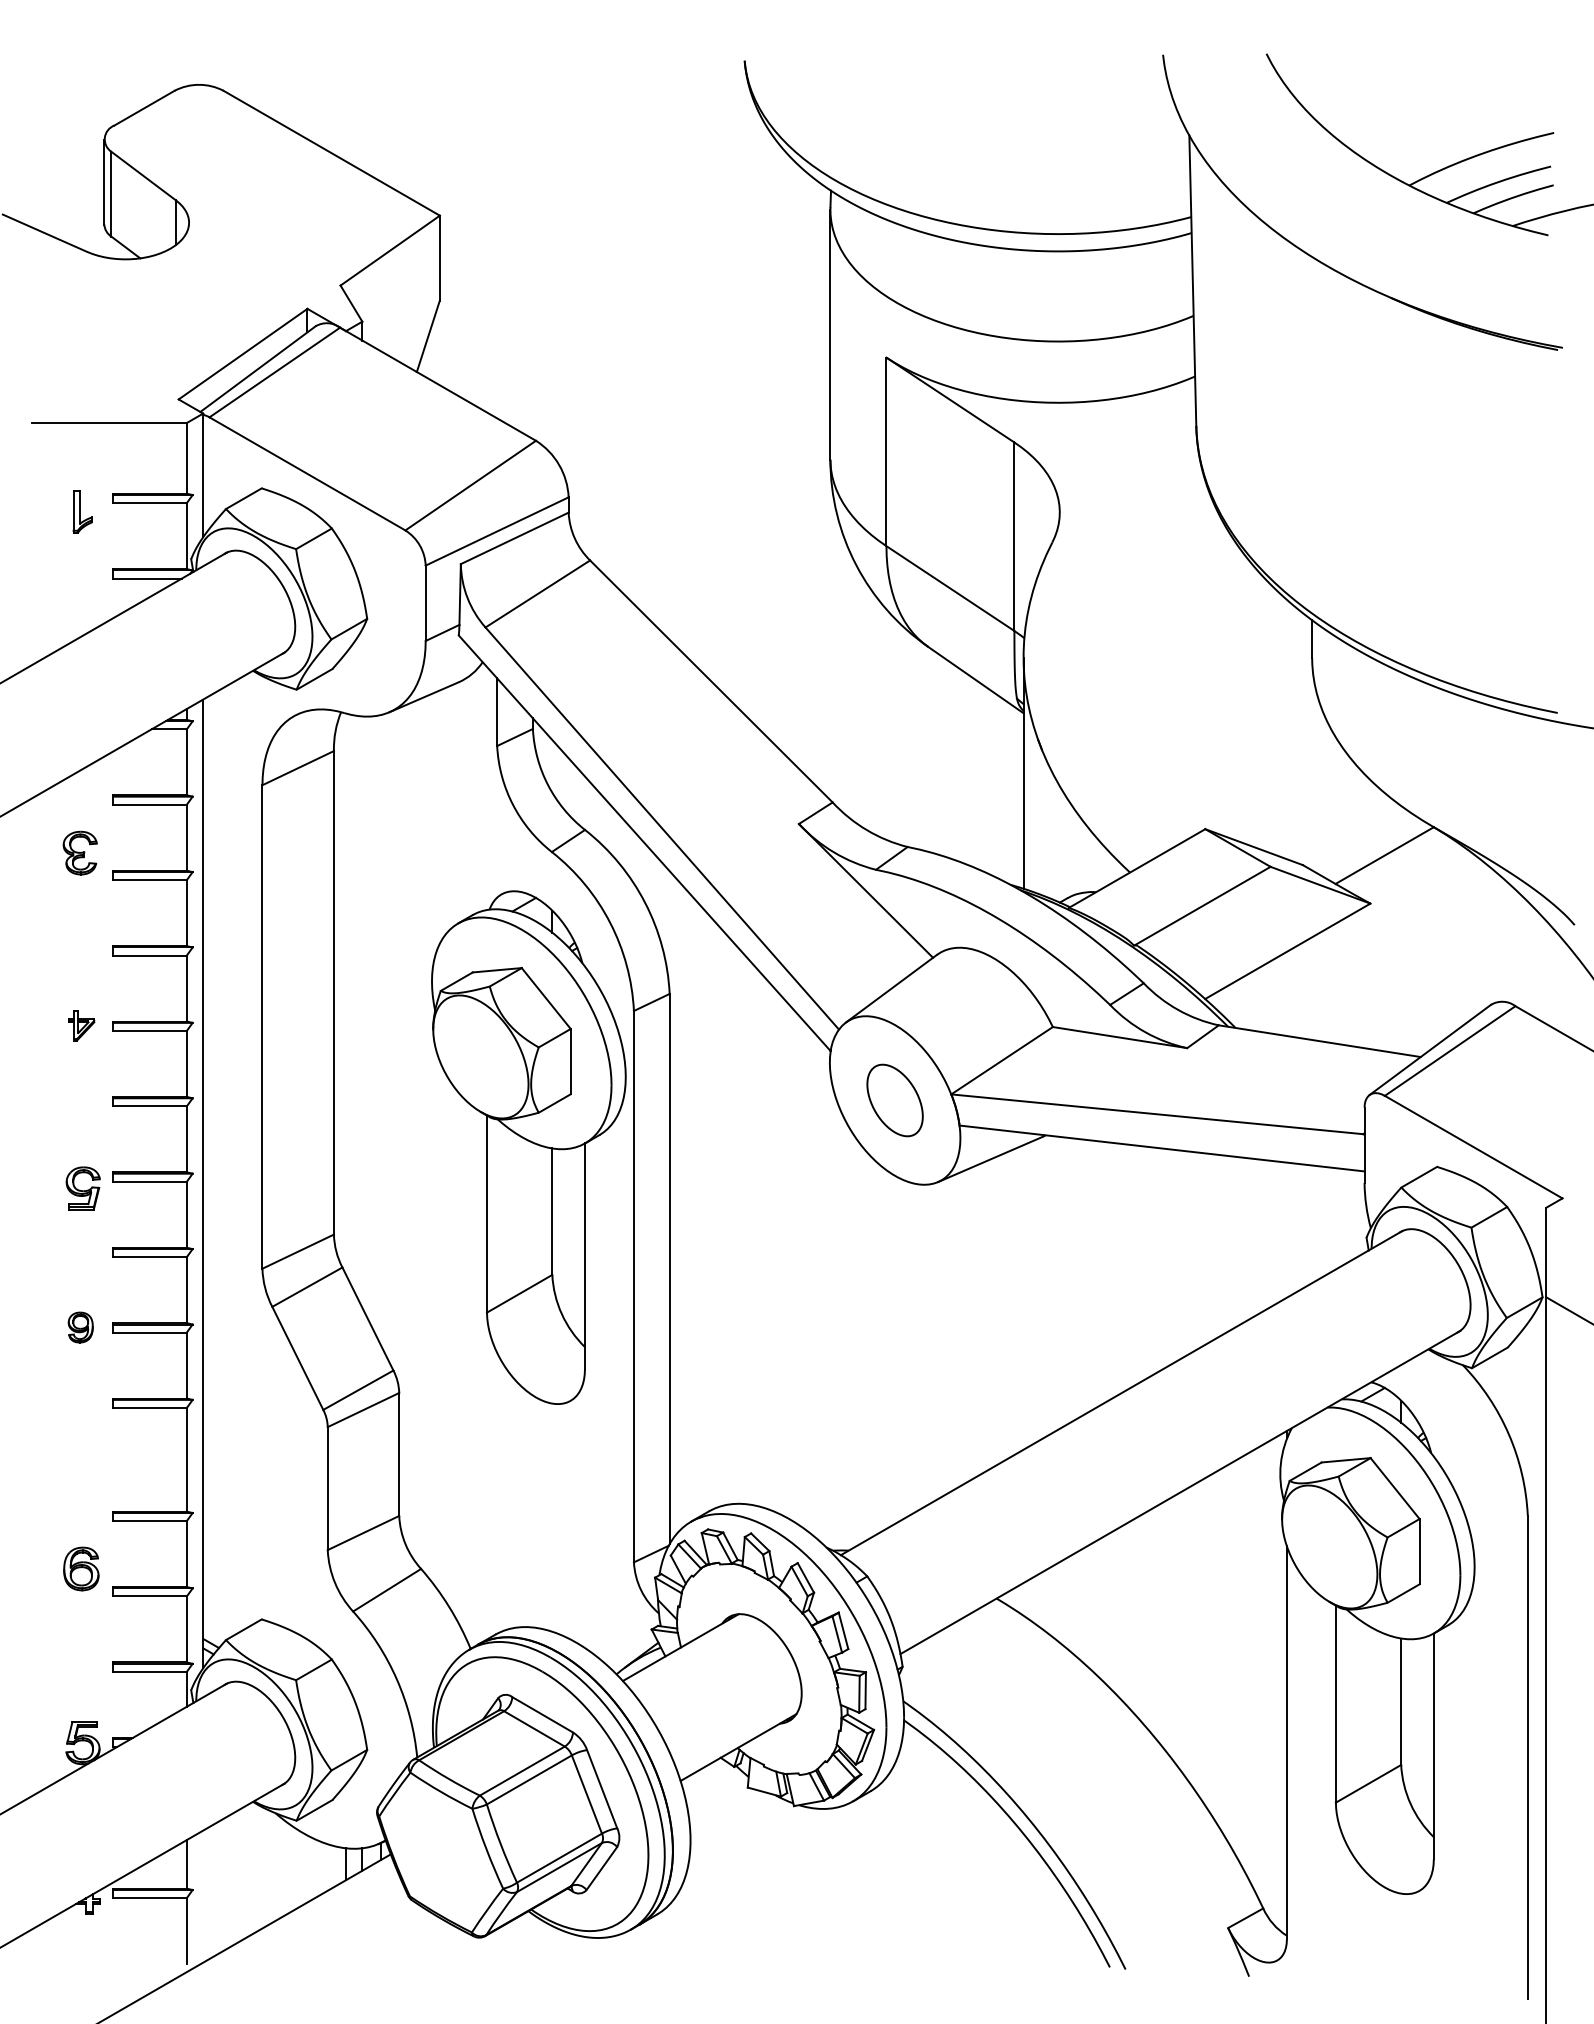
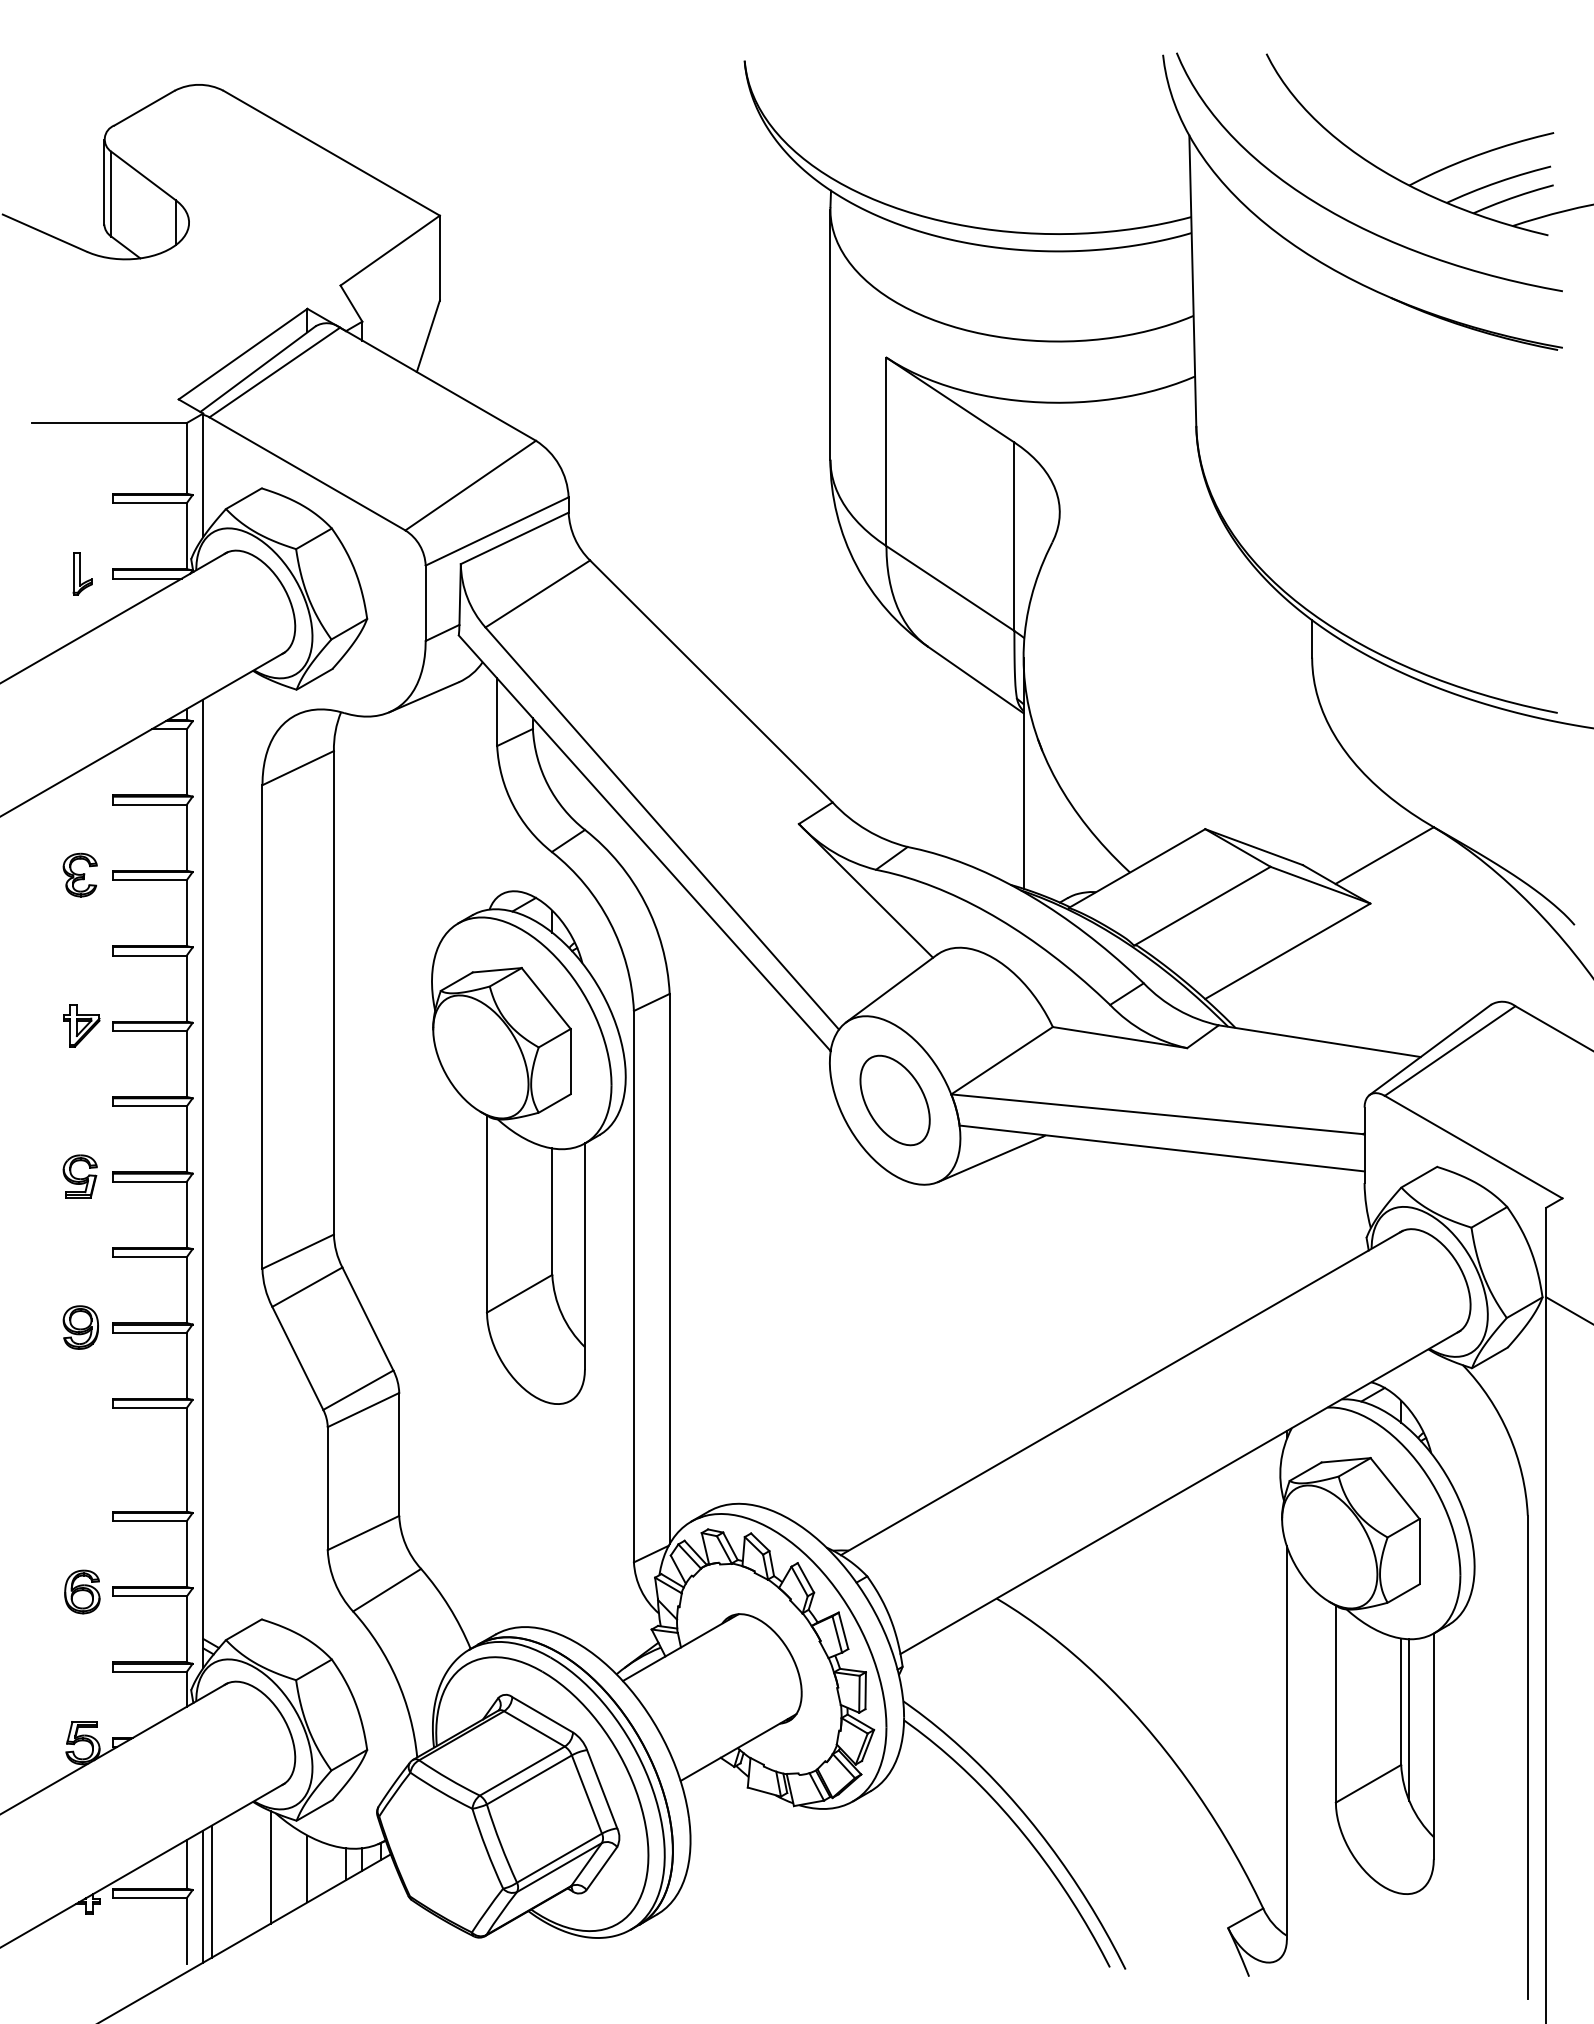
curve: none -> present (1340, 215)
part position: (82, 511) -> (82, 573) (82, 573)
part position: (79, 852) -> (79, 874) (79, 874)
part size: 28x32 px -> 38x44 px (81, 1025)
part size: 58x75 px -> 72x93 px (894, 1100)
part position: (82, 1188) -> (79, 1176) (79, 1176)
part size: 27x33 px -> 37x45 px (80, 1327)
part position: (81, 1568) -> (82, 1591) (82, 1591)
line: none -> present (1409, 1719)
line: none -> present (270, 1867)
line: none -> present (307, 1868)
line: none -> present (211, 1891)
line: none -> present (203, 1896)
